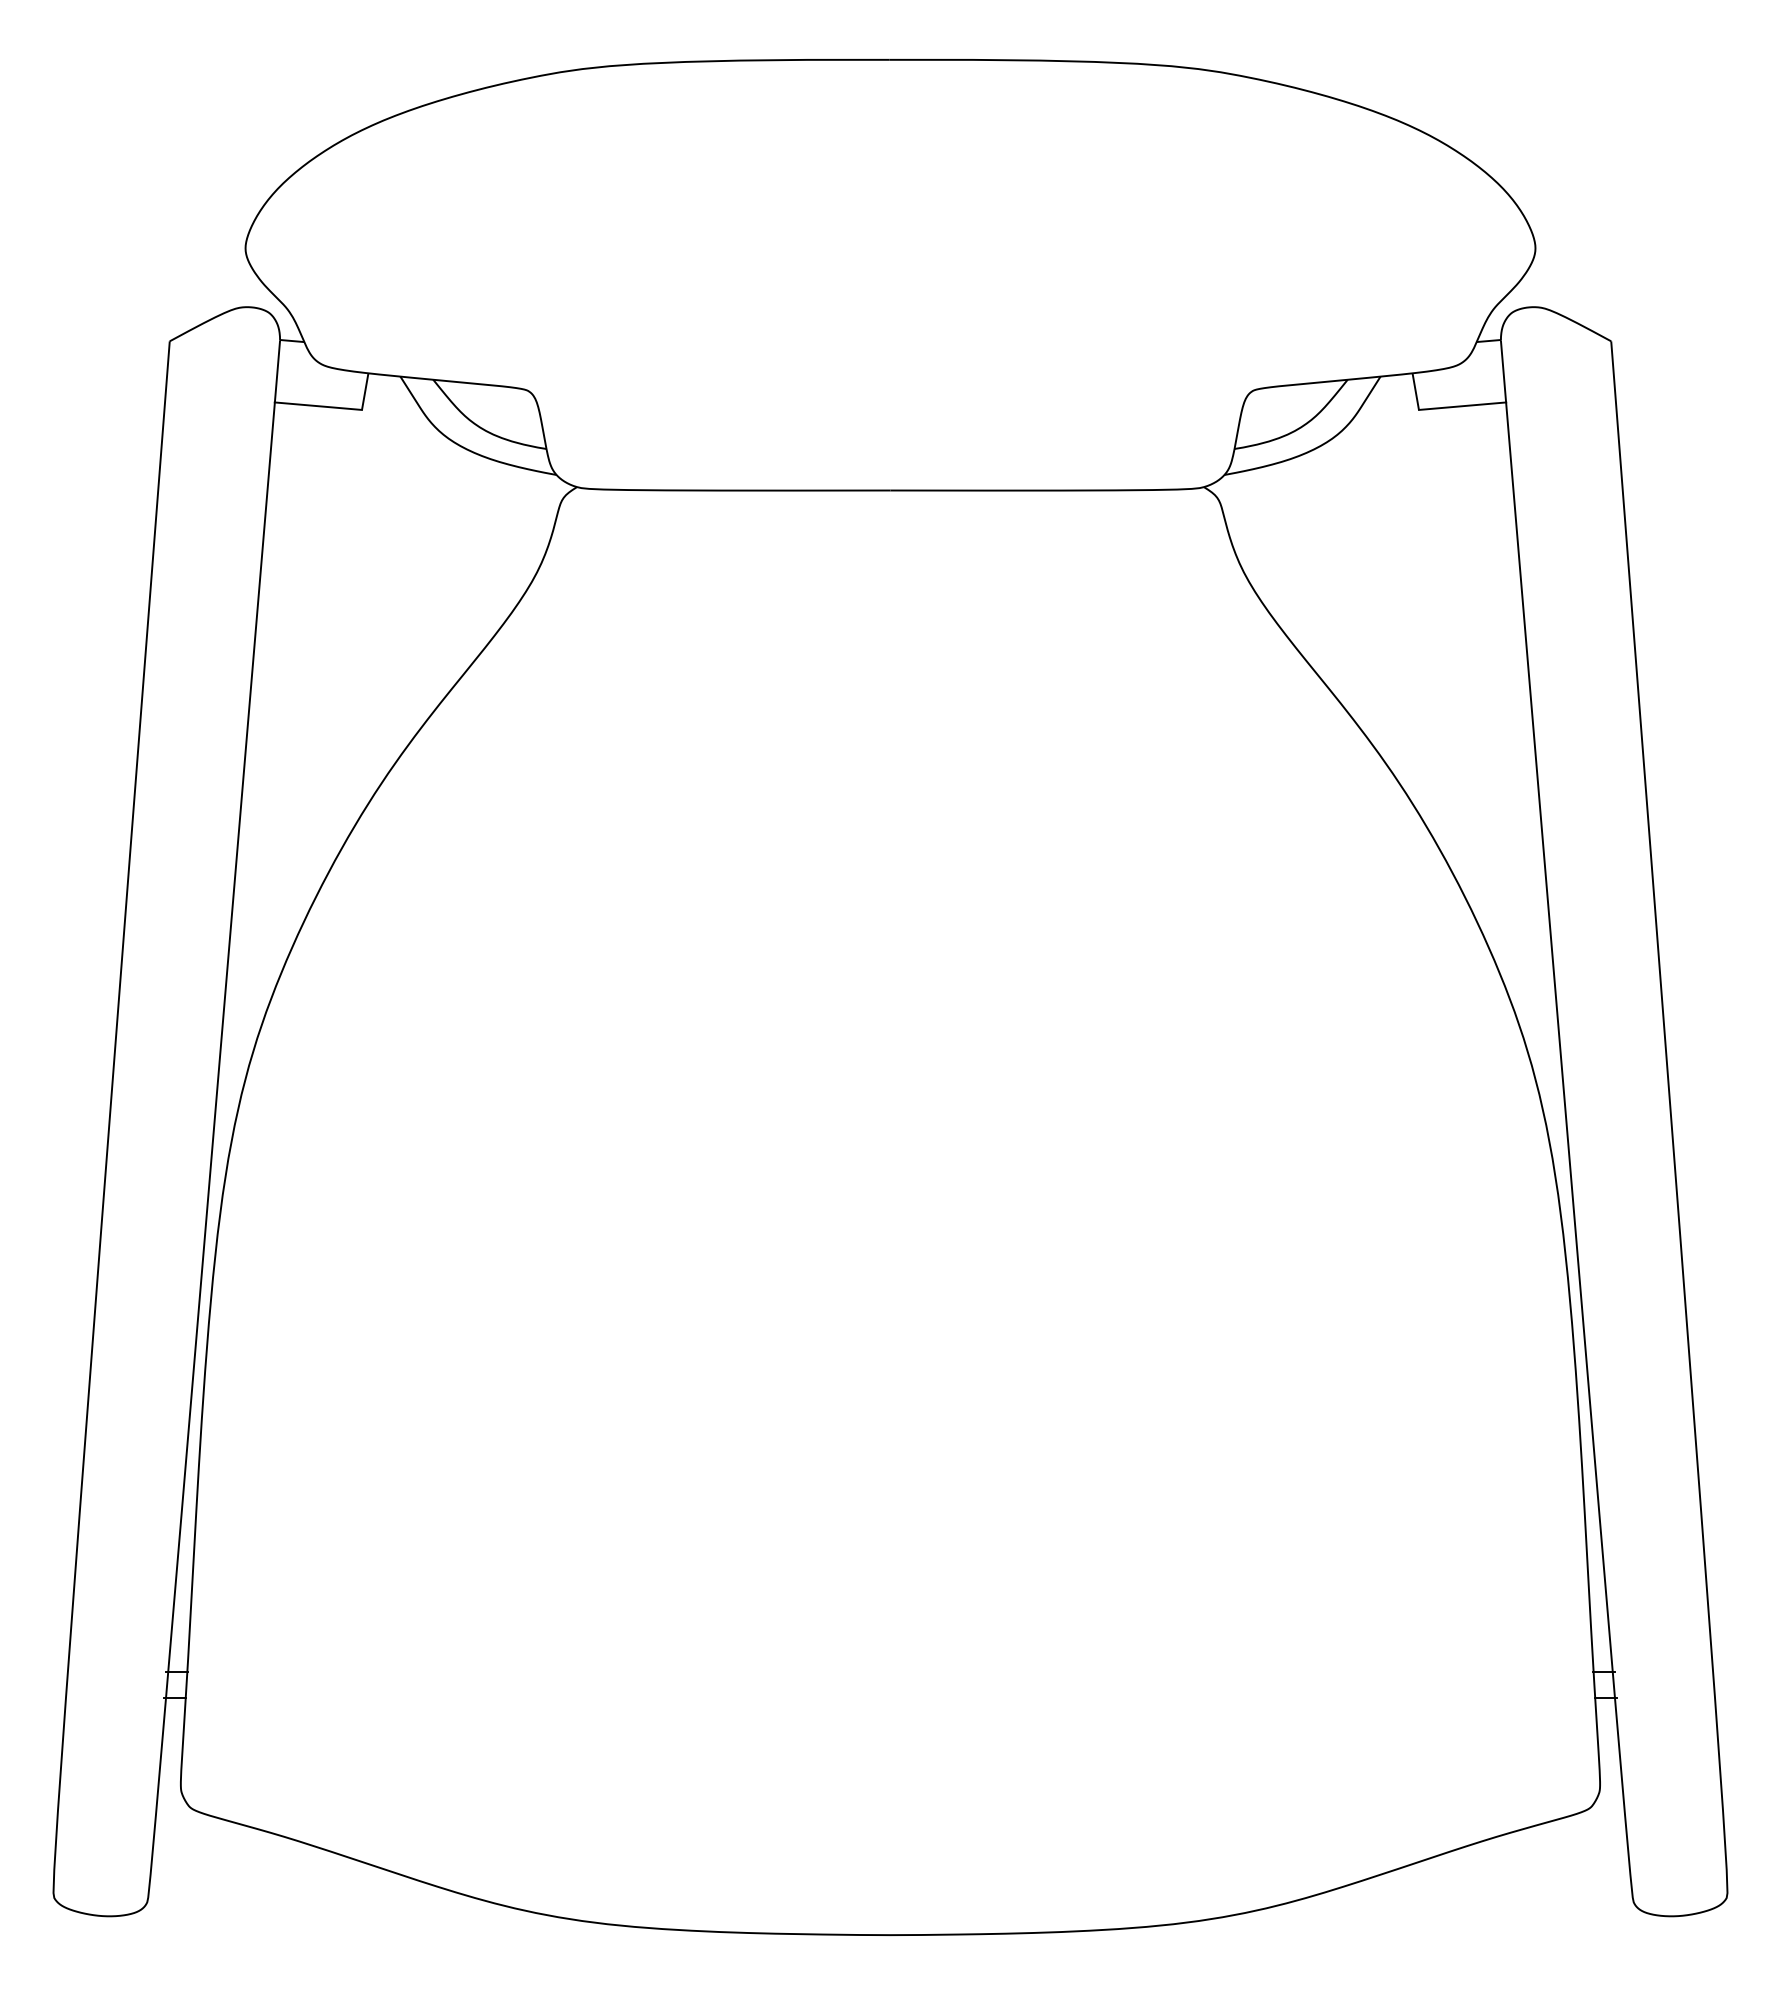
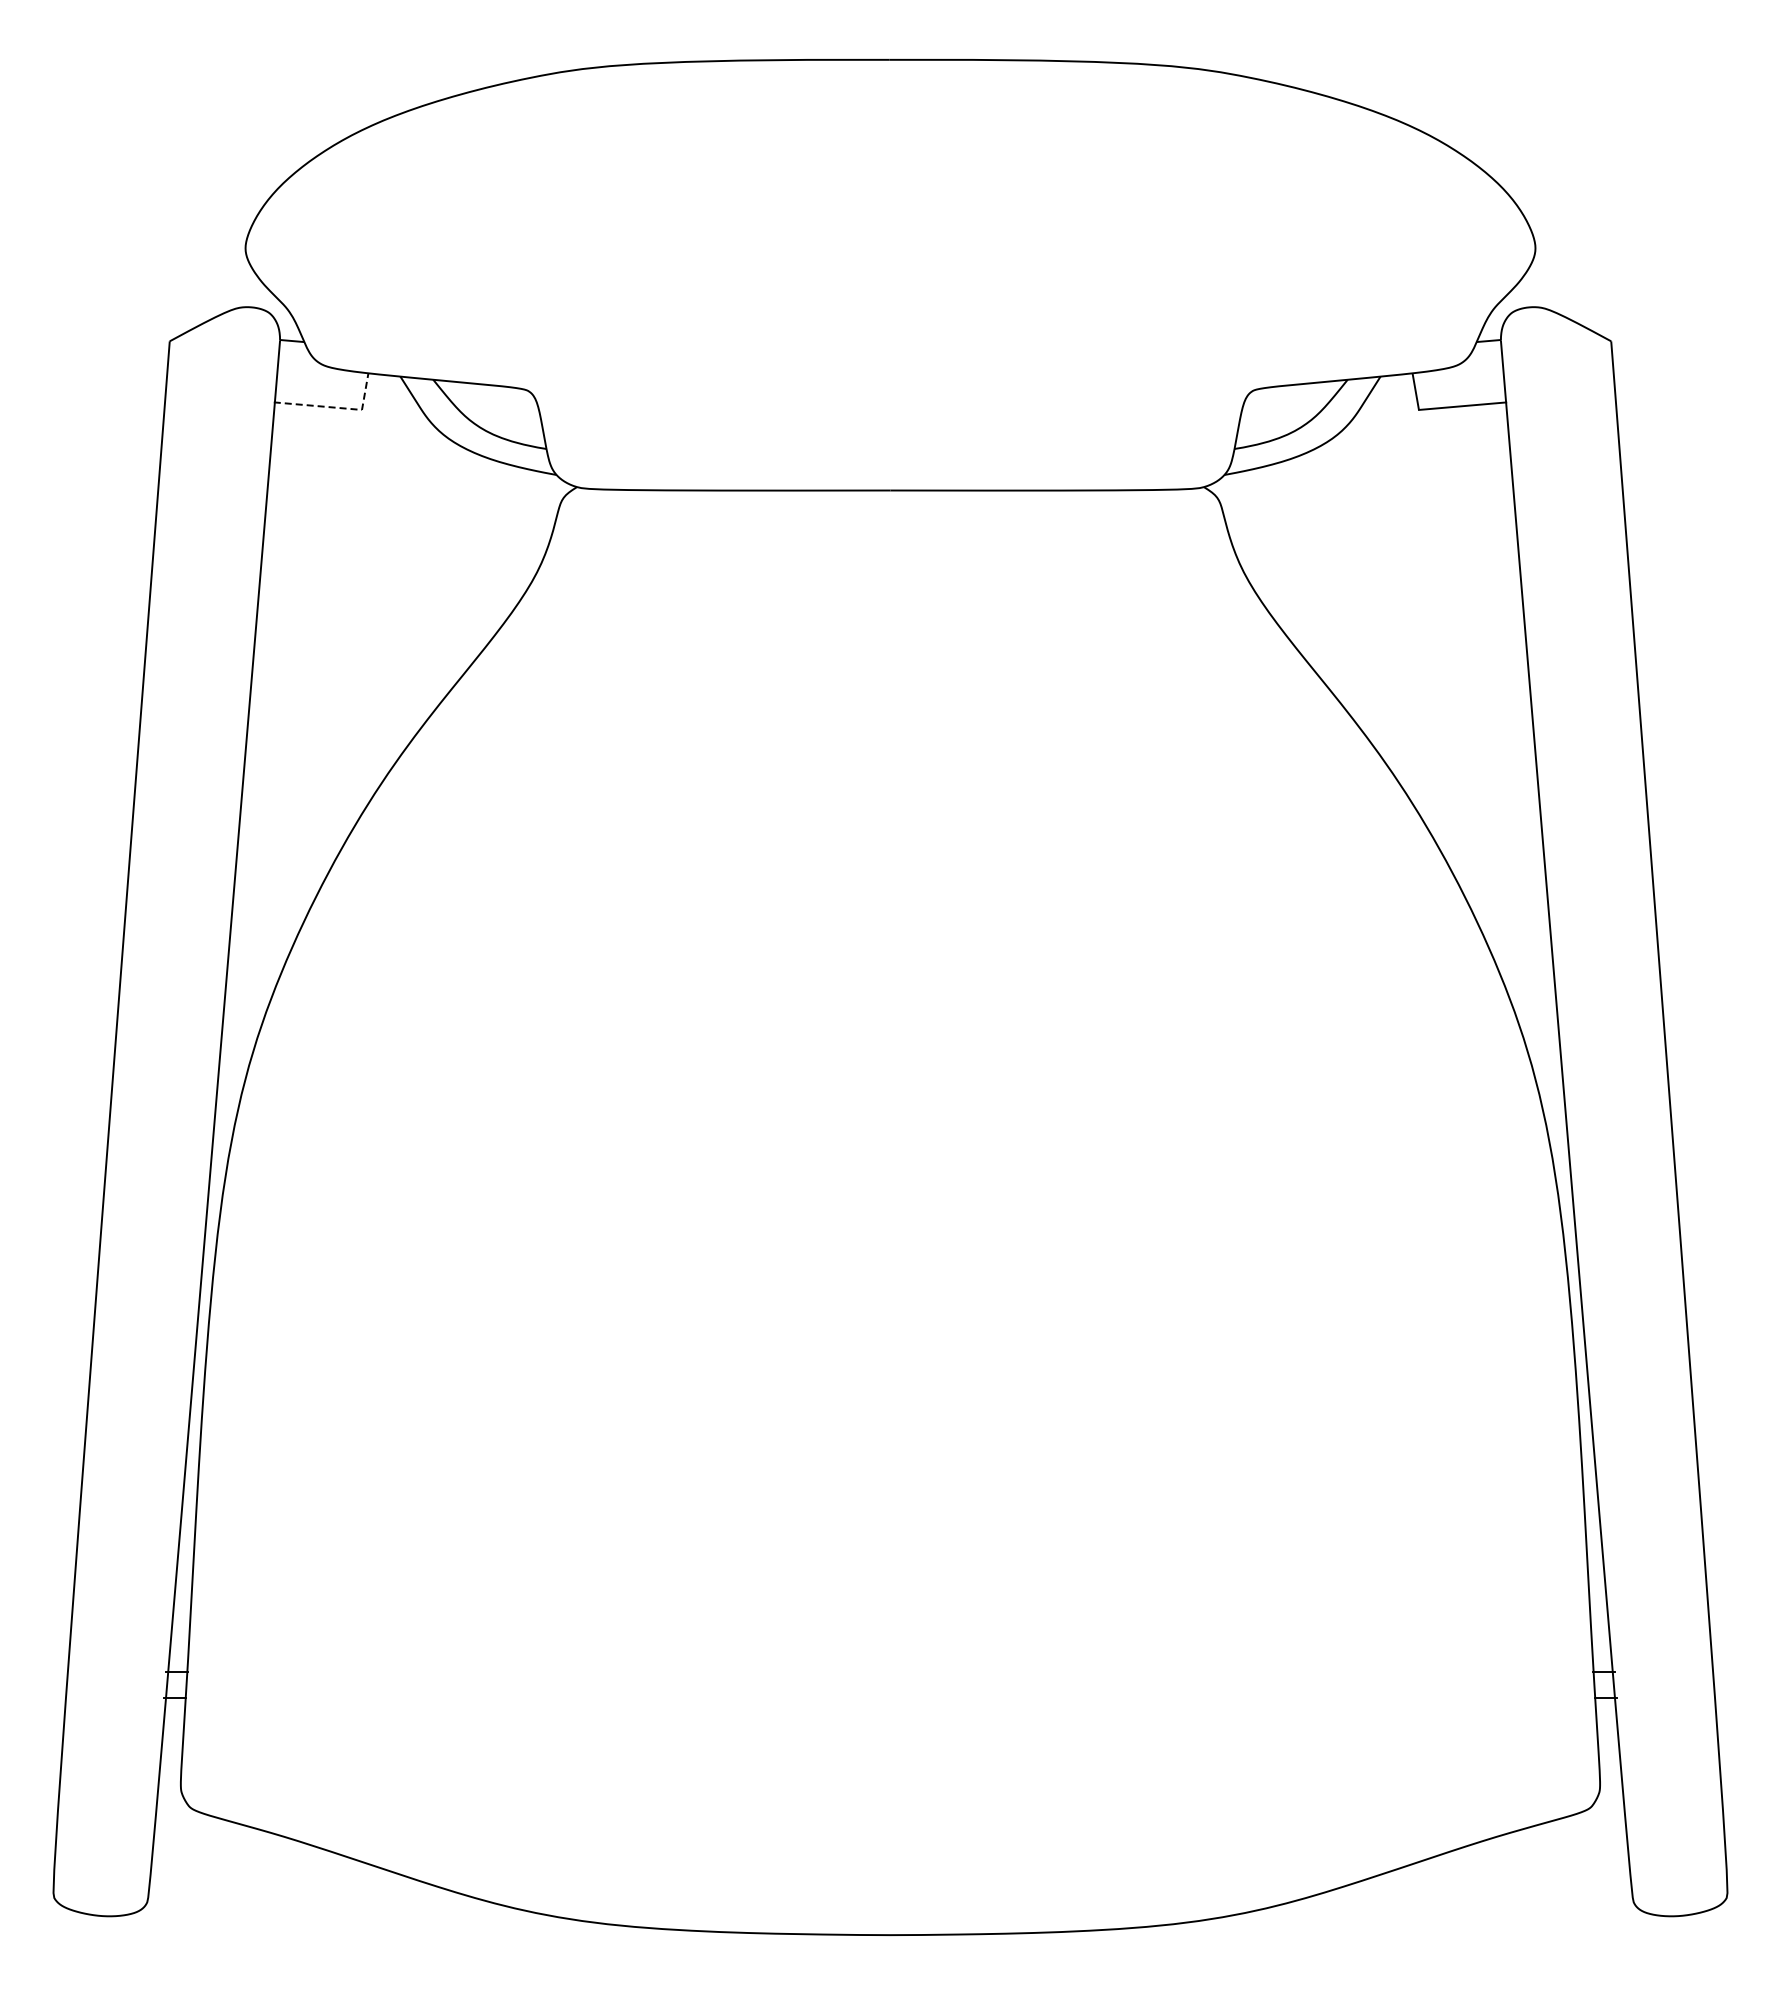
line: solid -> dashed (337, 407)
